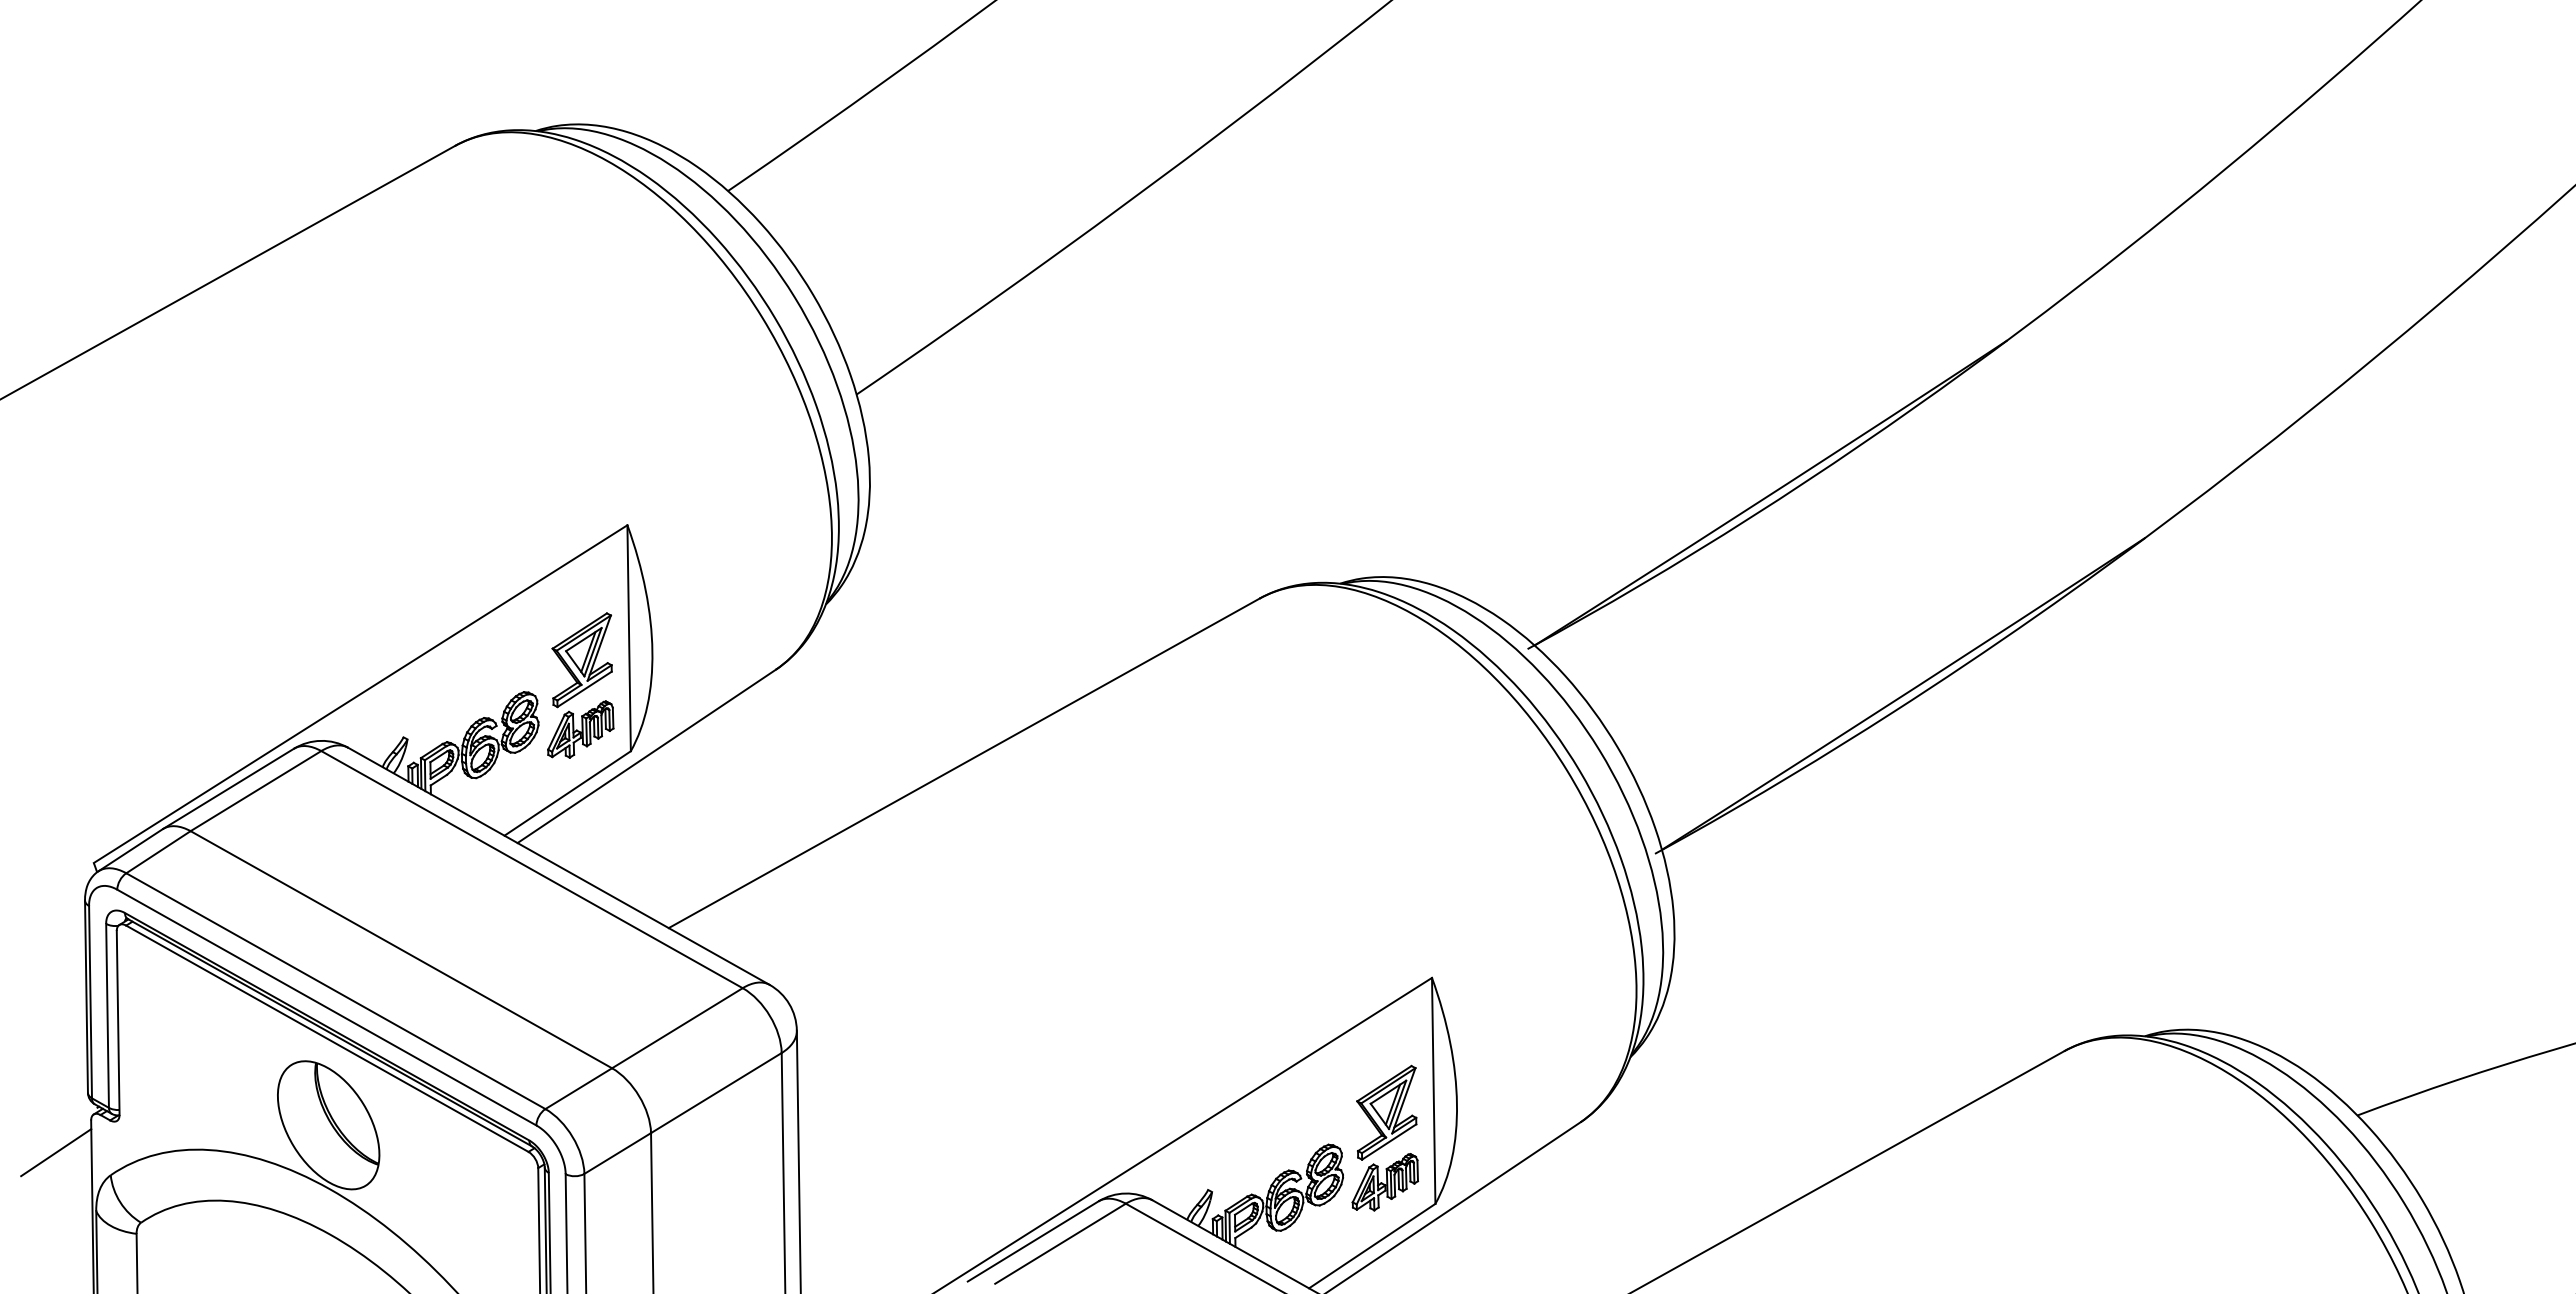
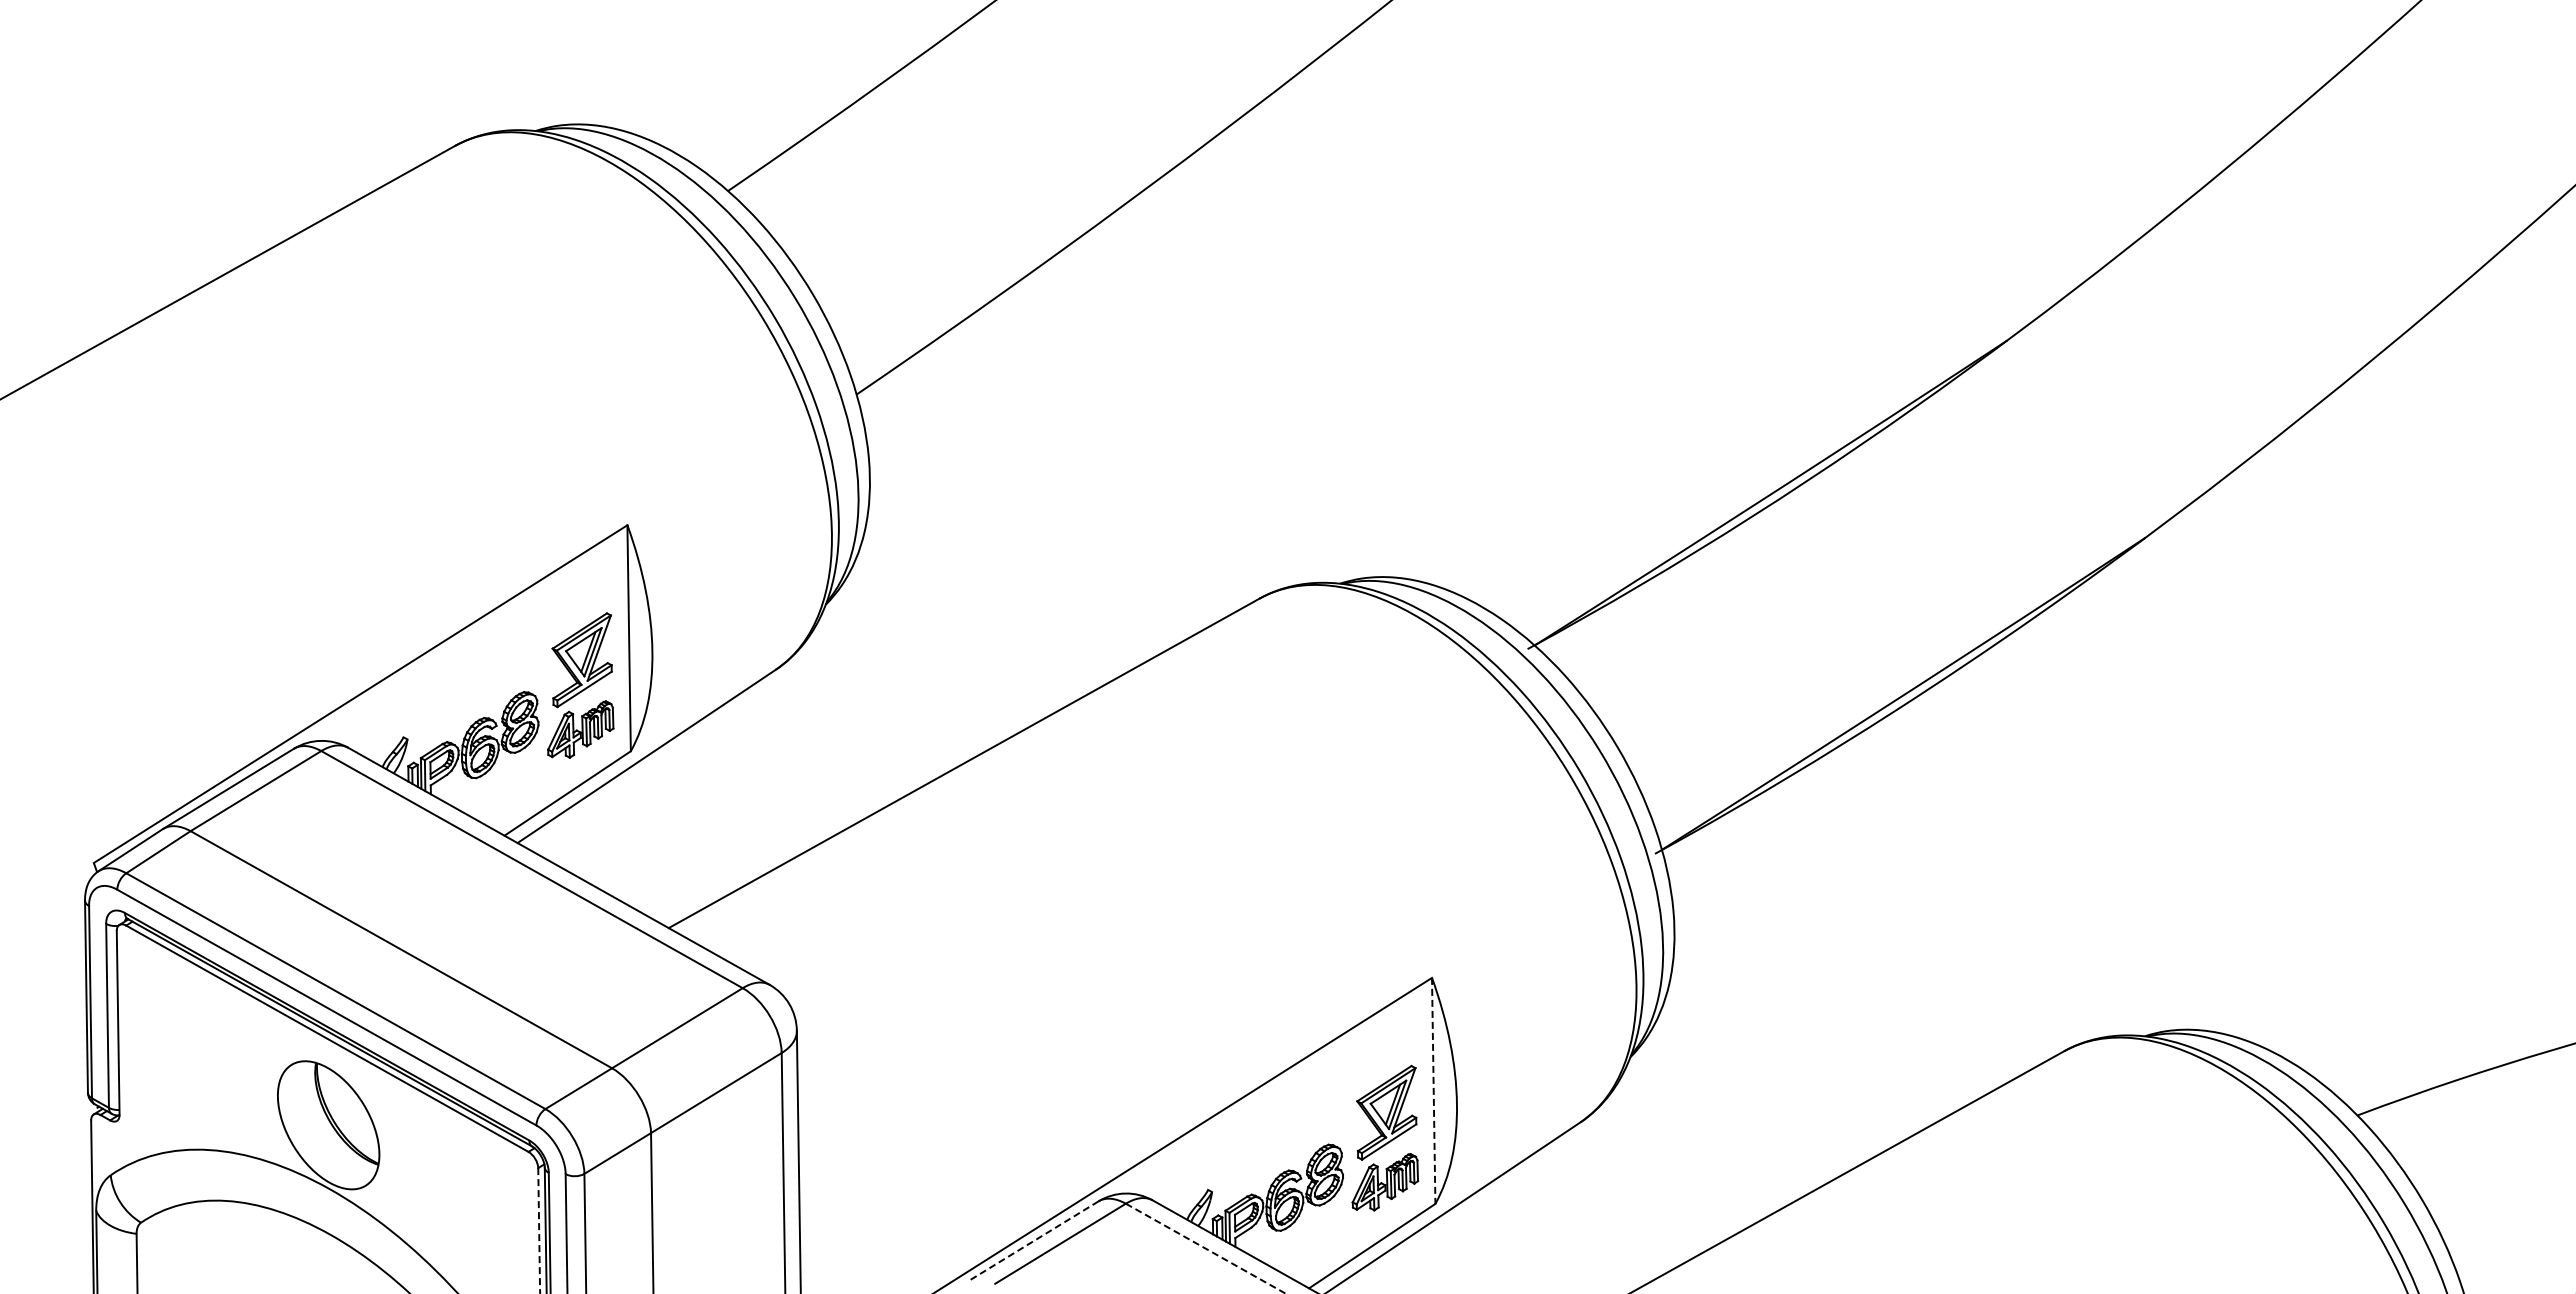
line: solid -> dashed (1433, 1091)
line: present -> none (56, 1152)
line: solid -> dashed (539, 1231)
line: solid -> dashed (1033, 1241)
line: solid -> dashed (1205, 1248)
